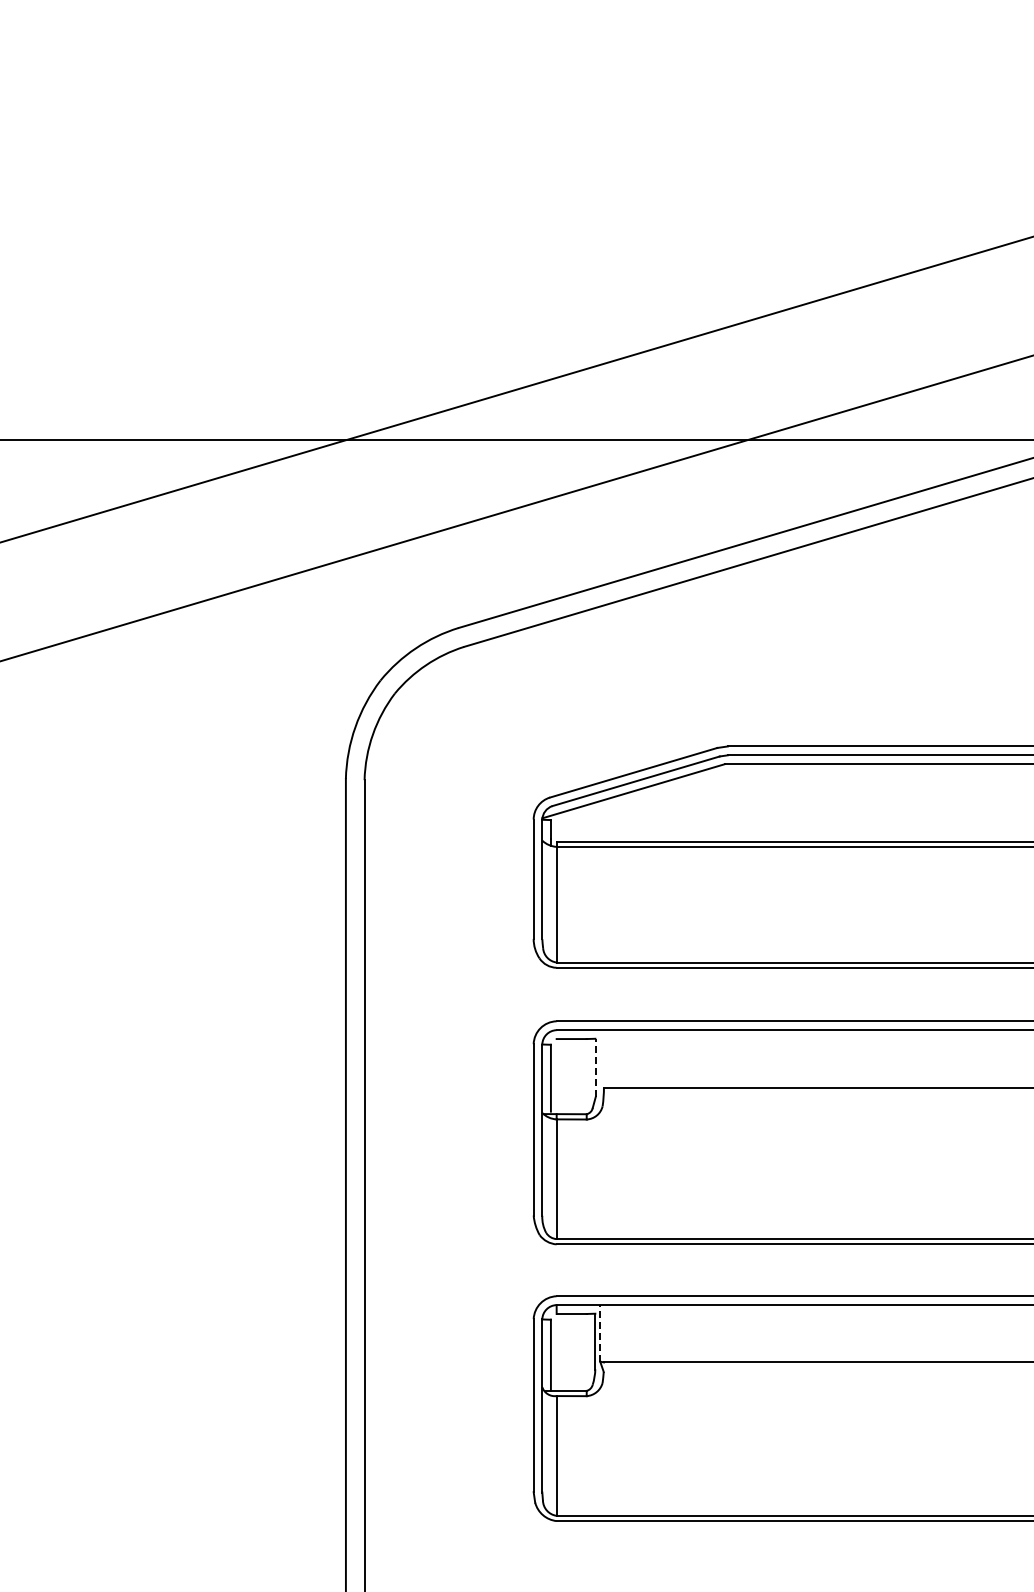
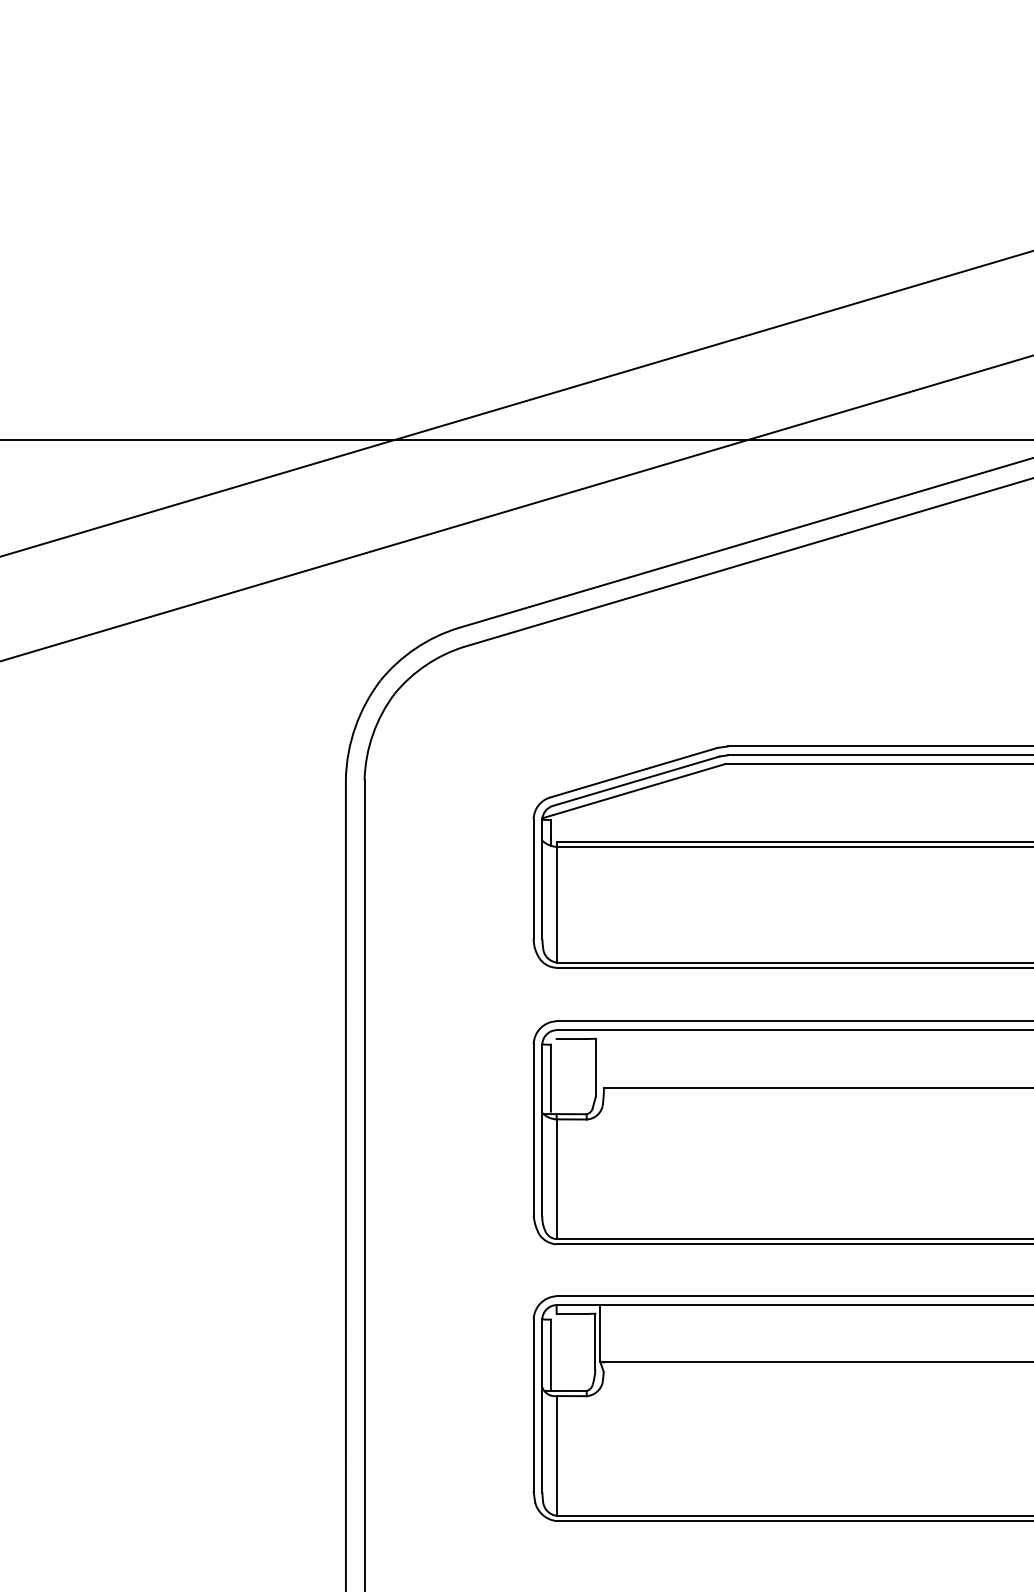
line position: (516, 389) -> (516, 403) (516, 403)
line: dashed -> solid (595, 1067)
line: dashed -> solid (600, 1332)
